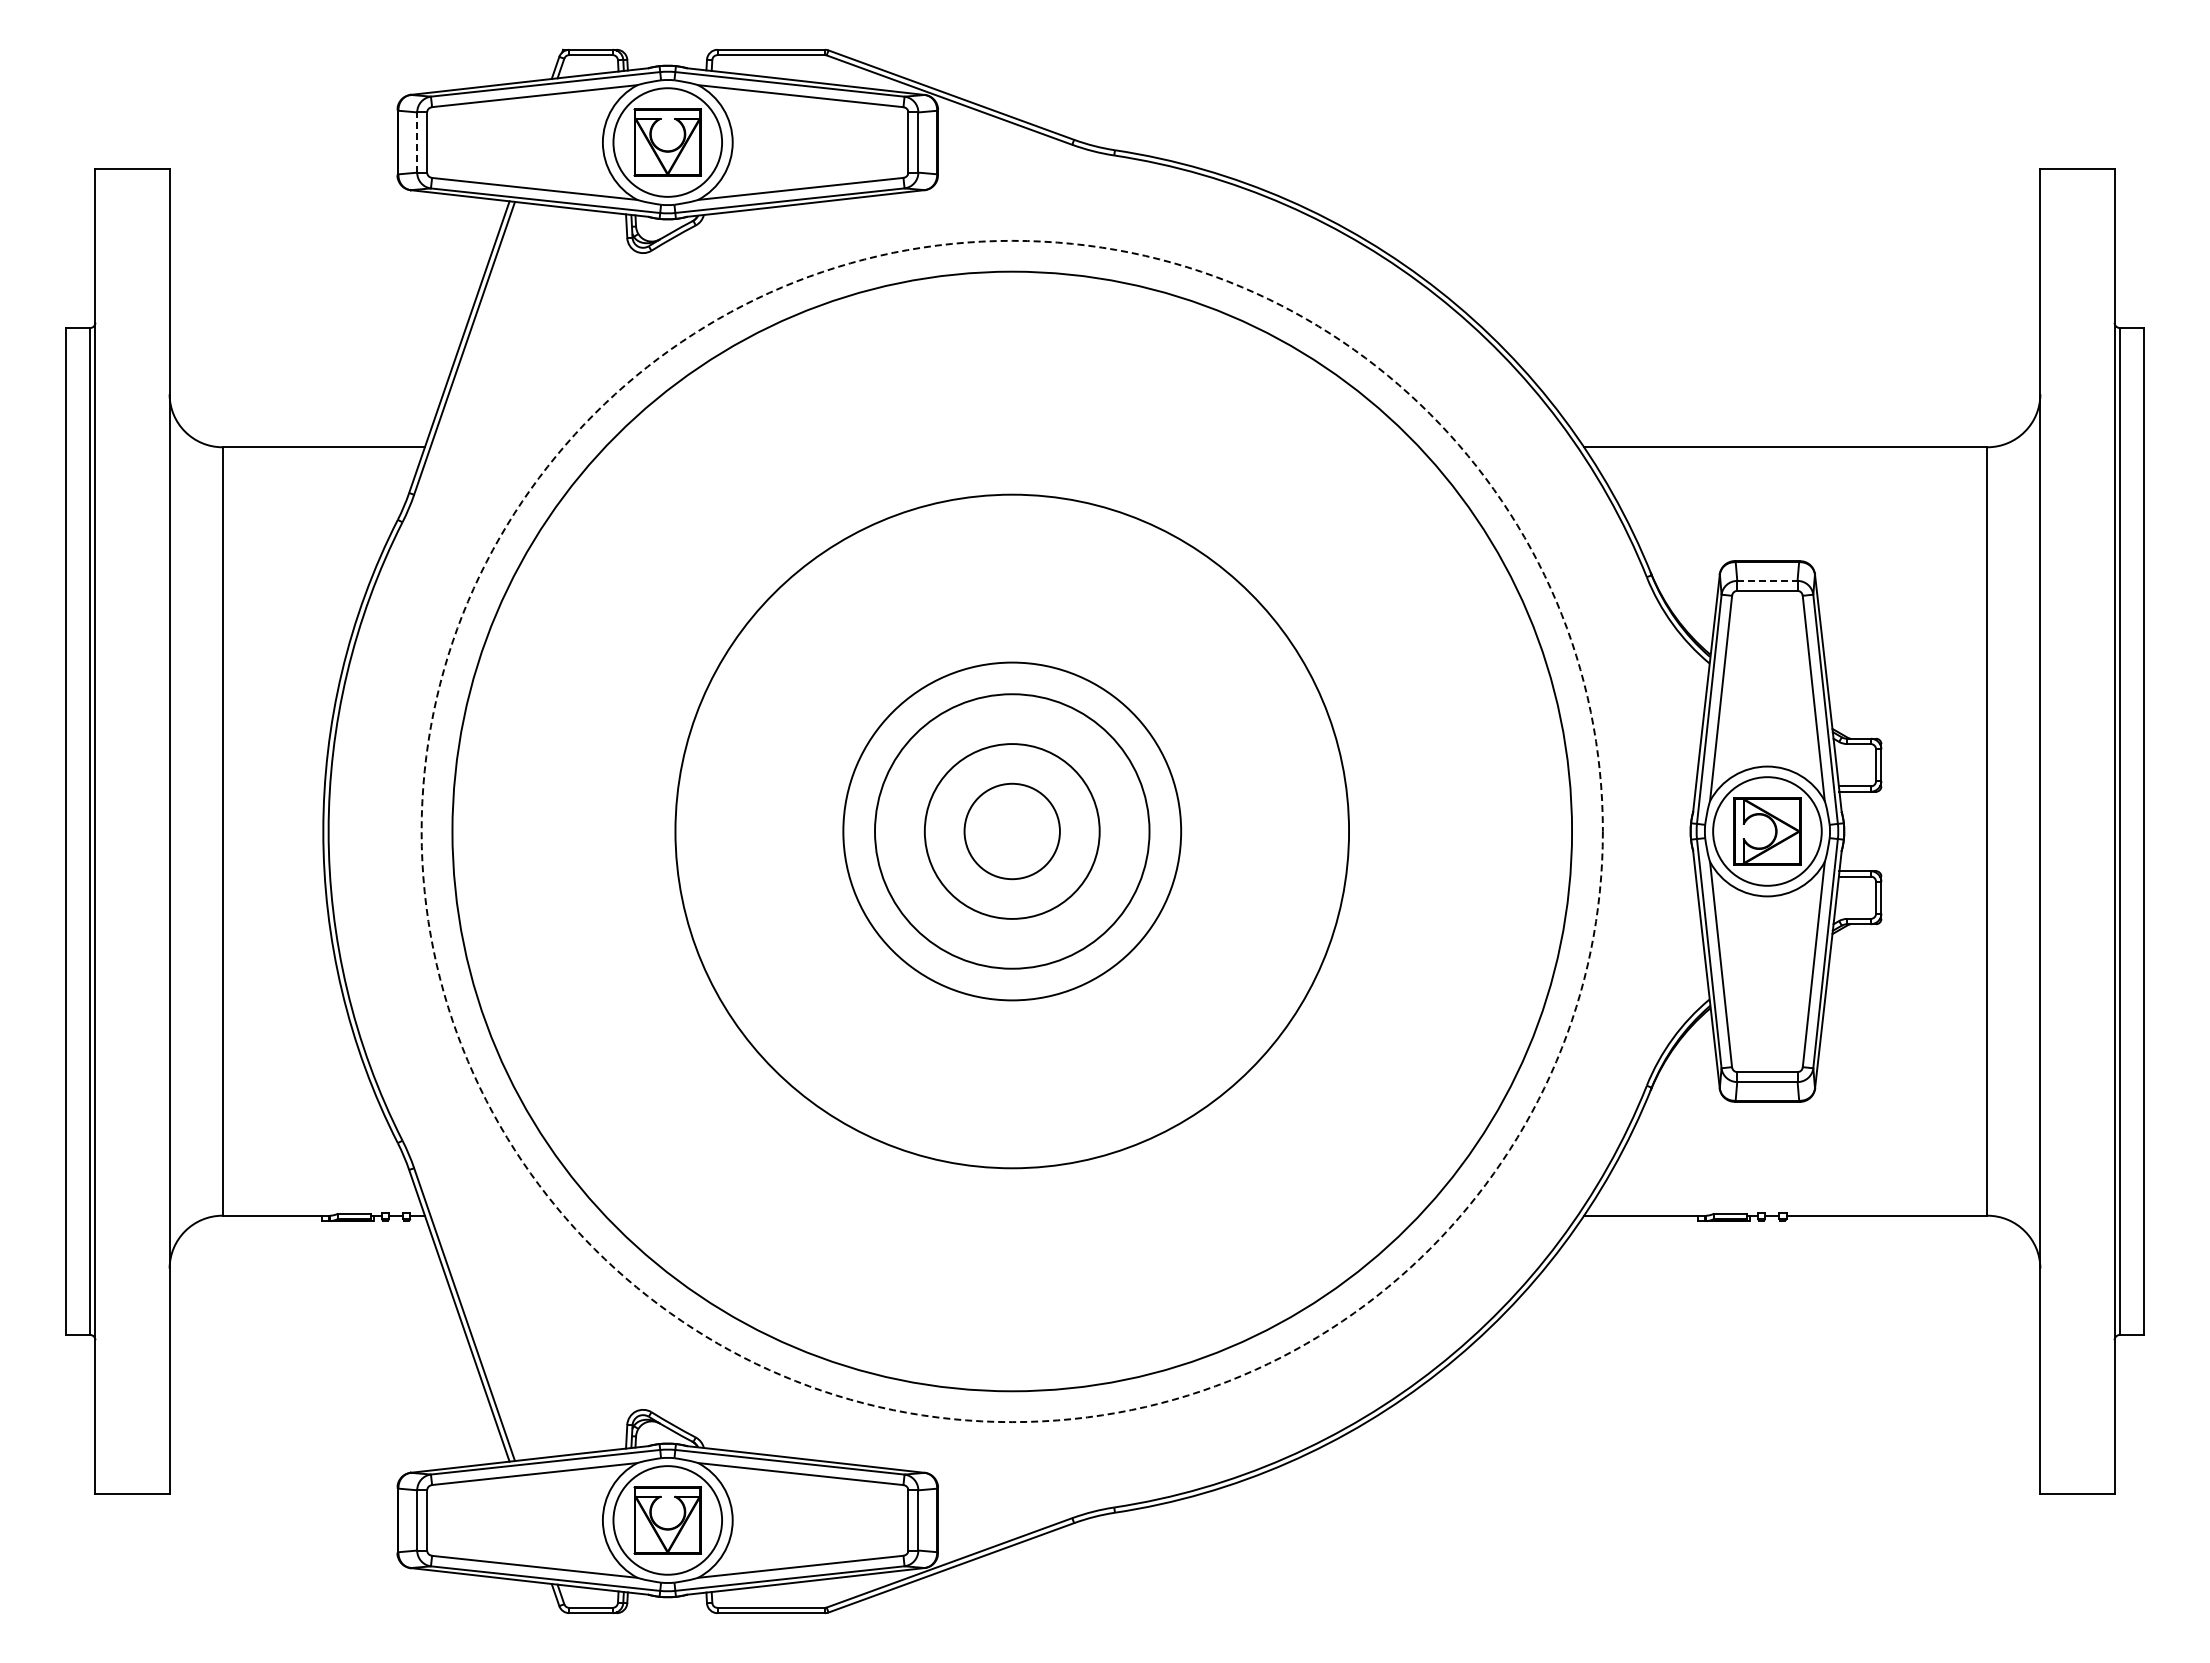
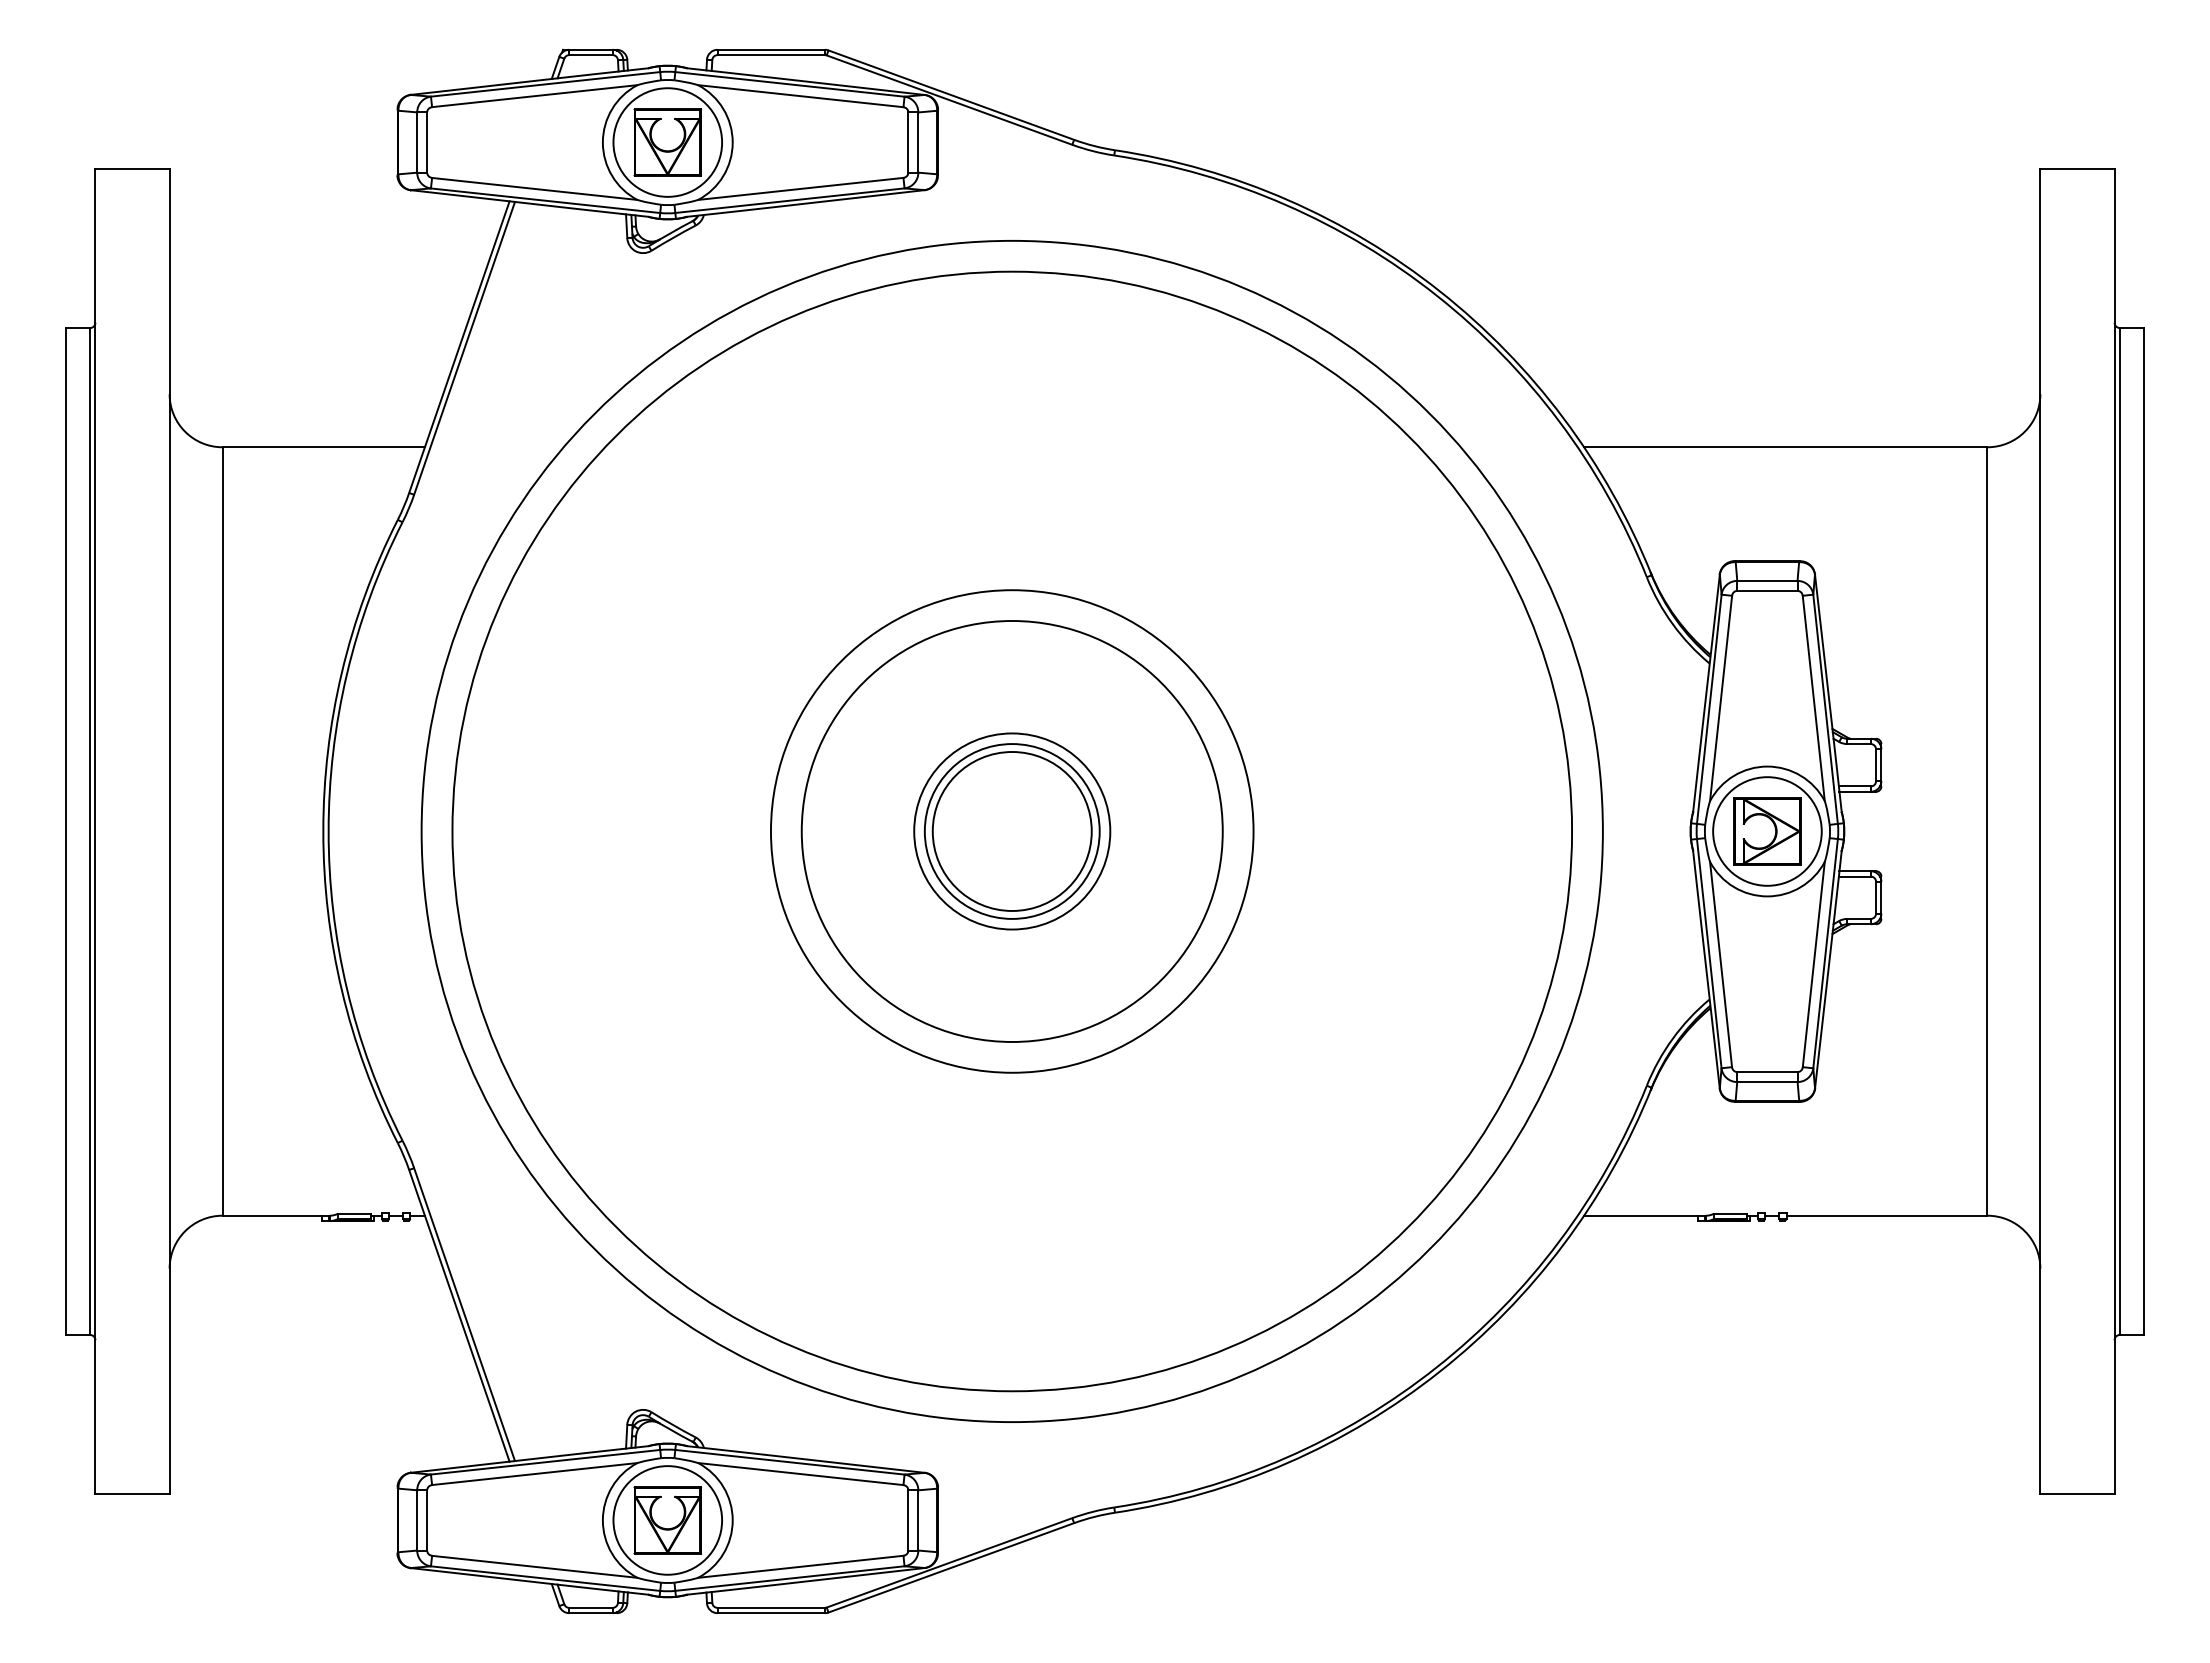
line: dashed -> solid (417, 142)
line: dashed -> solid (1767, 580)
circle diameter: 95 px -> 159 px (1011, 831)
circle: dashed -> solid (1011, 831)
circle diameter: 275 px -> 196 px (1012, 831)
circle diameter: 338 px -> 483 px (1011, 831)
circle diameter: 674 px -> 421 px (1011, 831)
